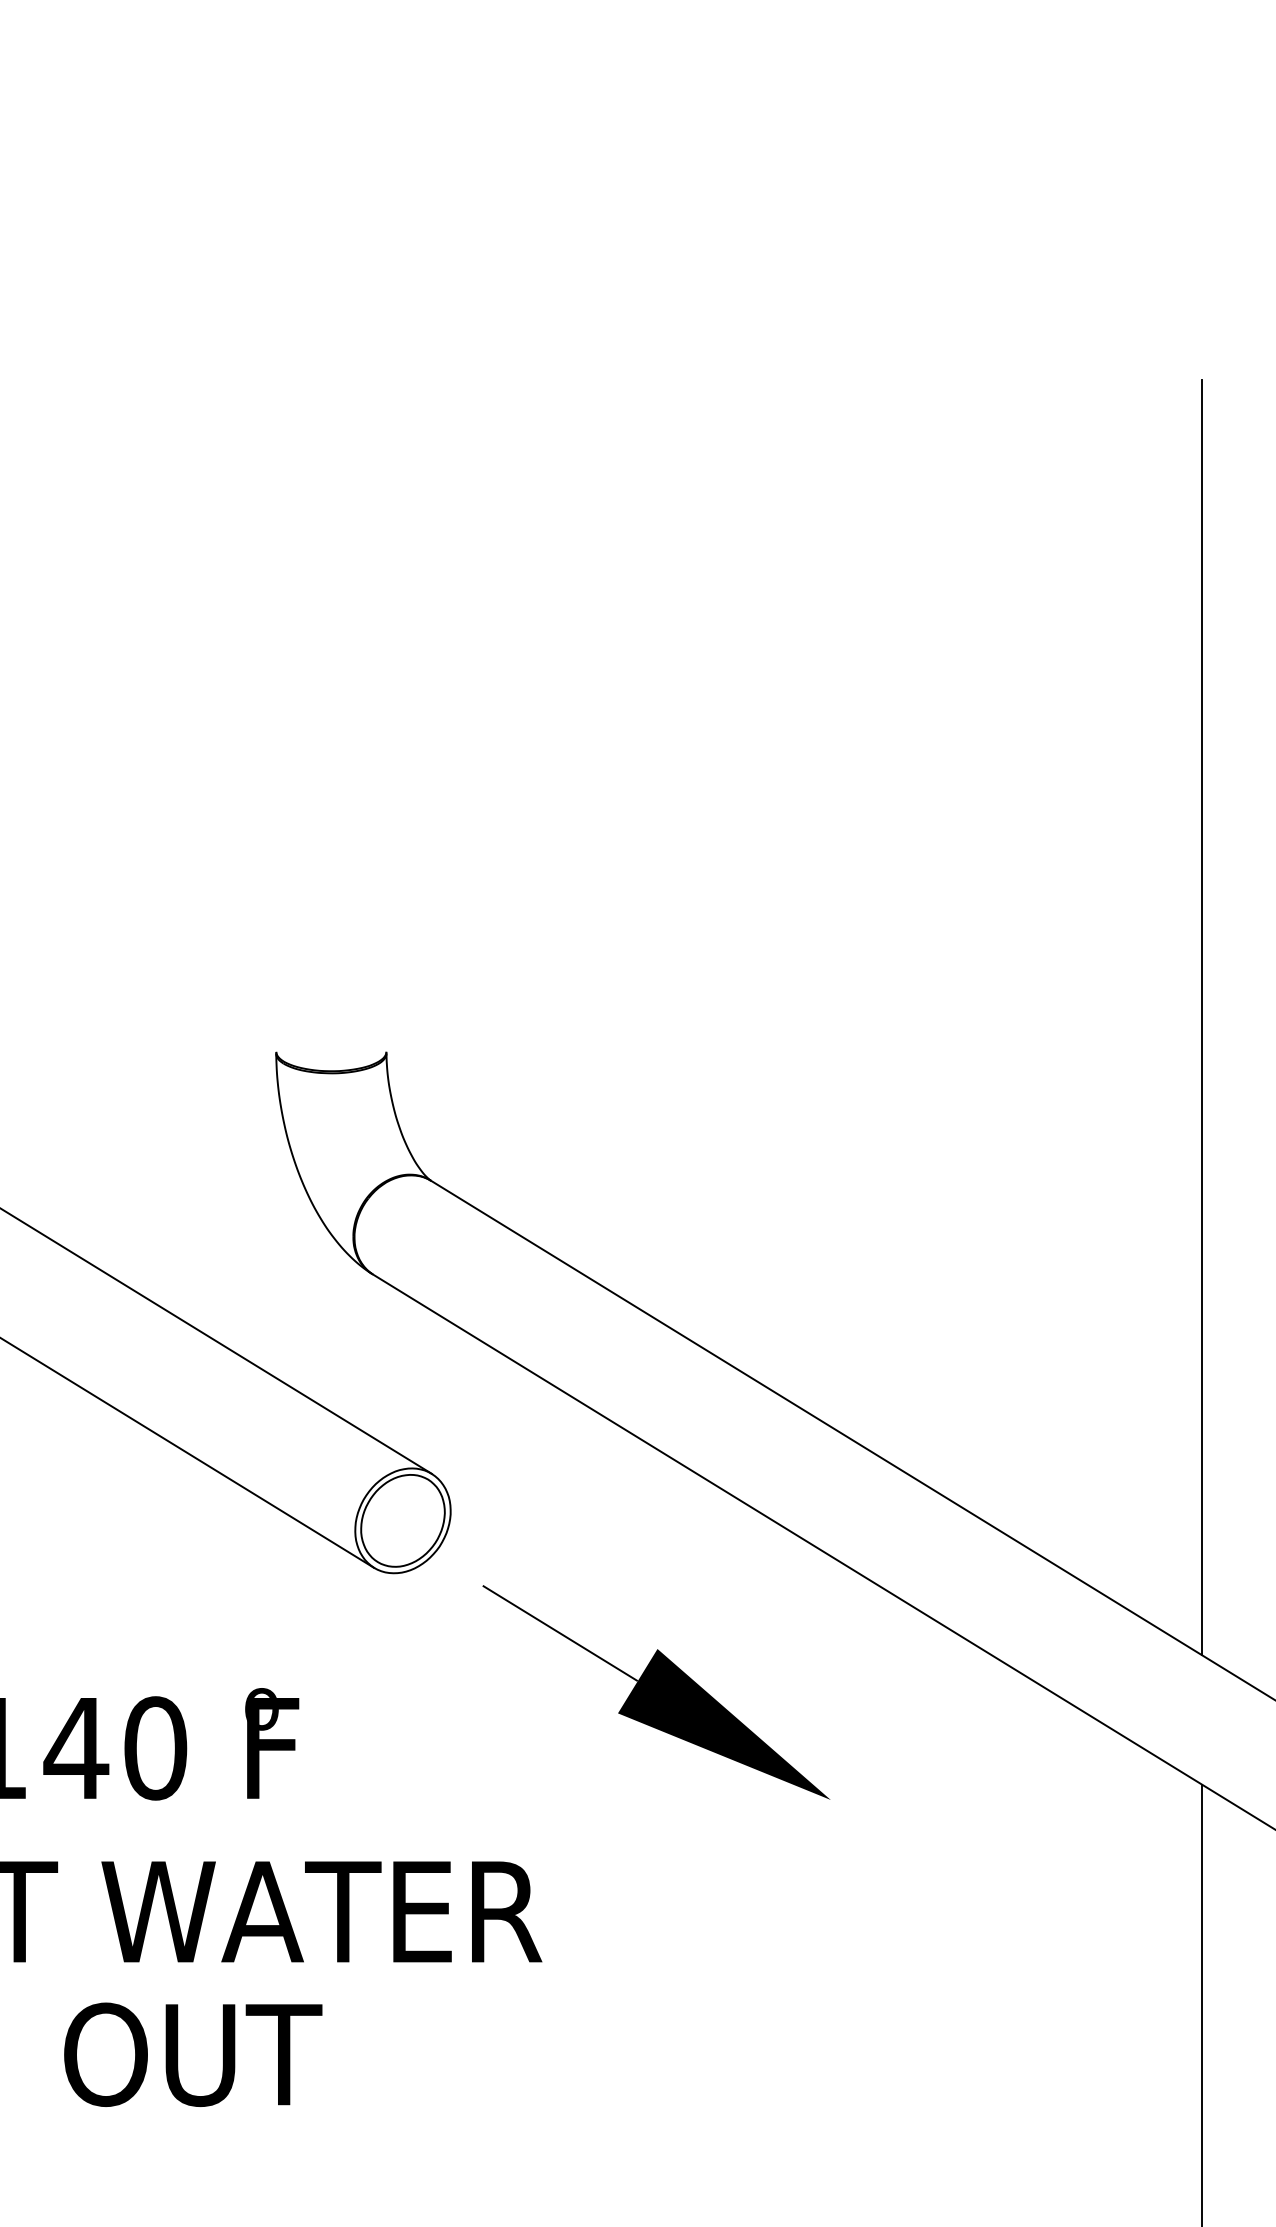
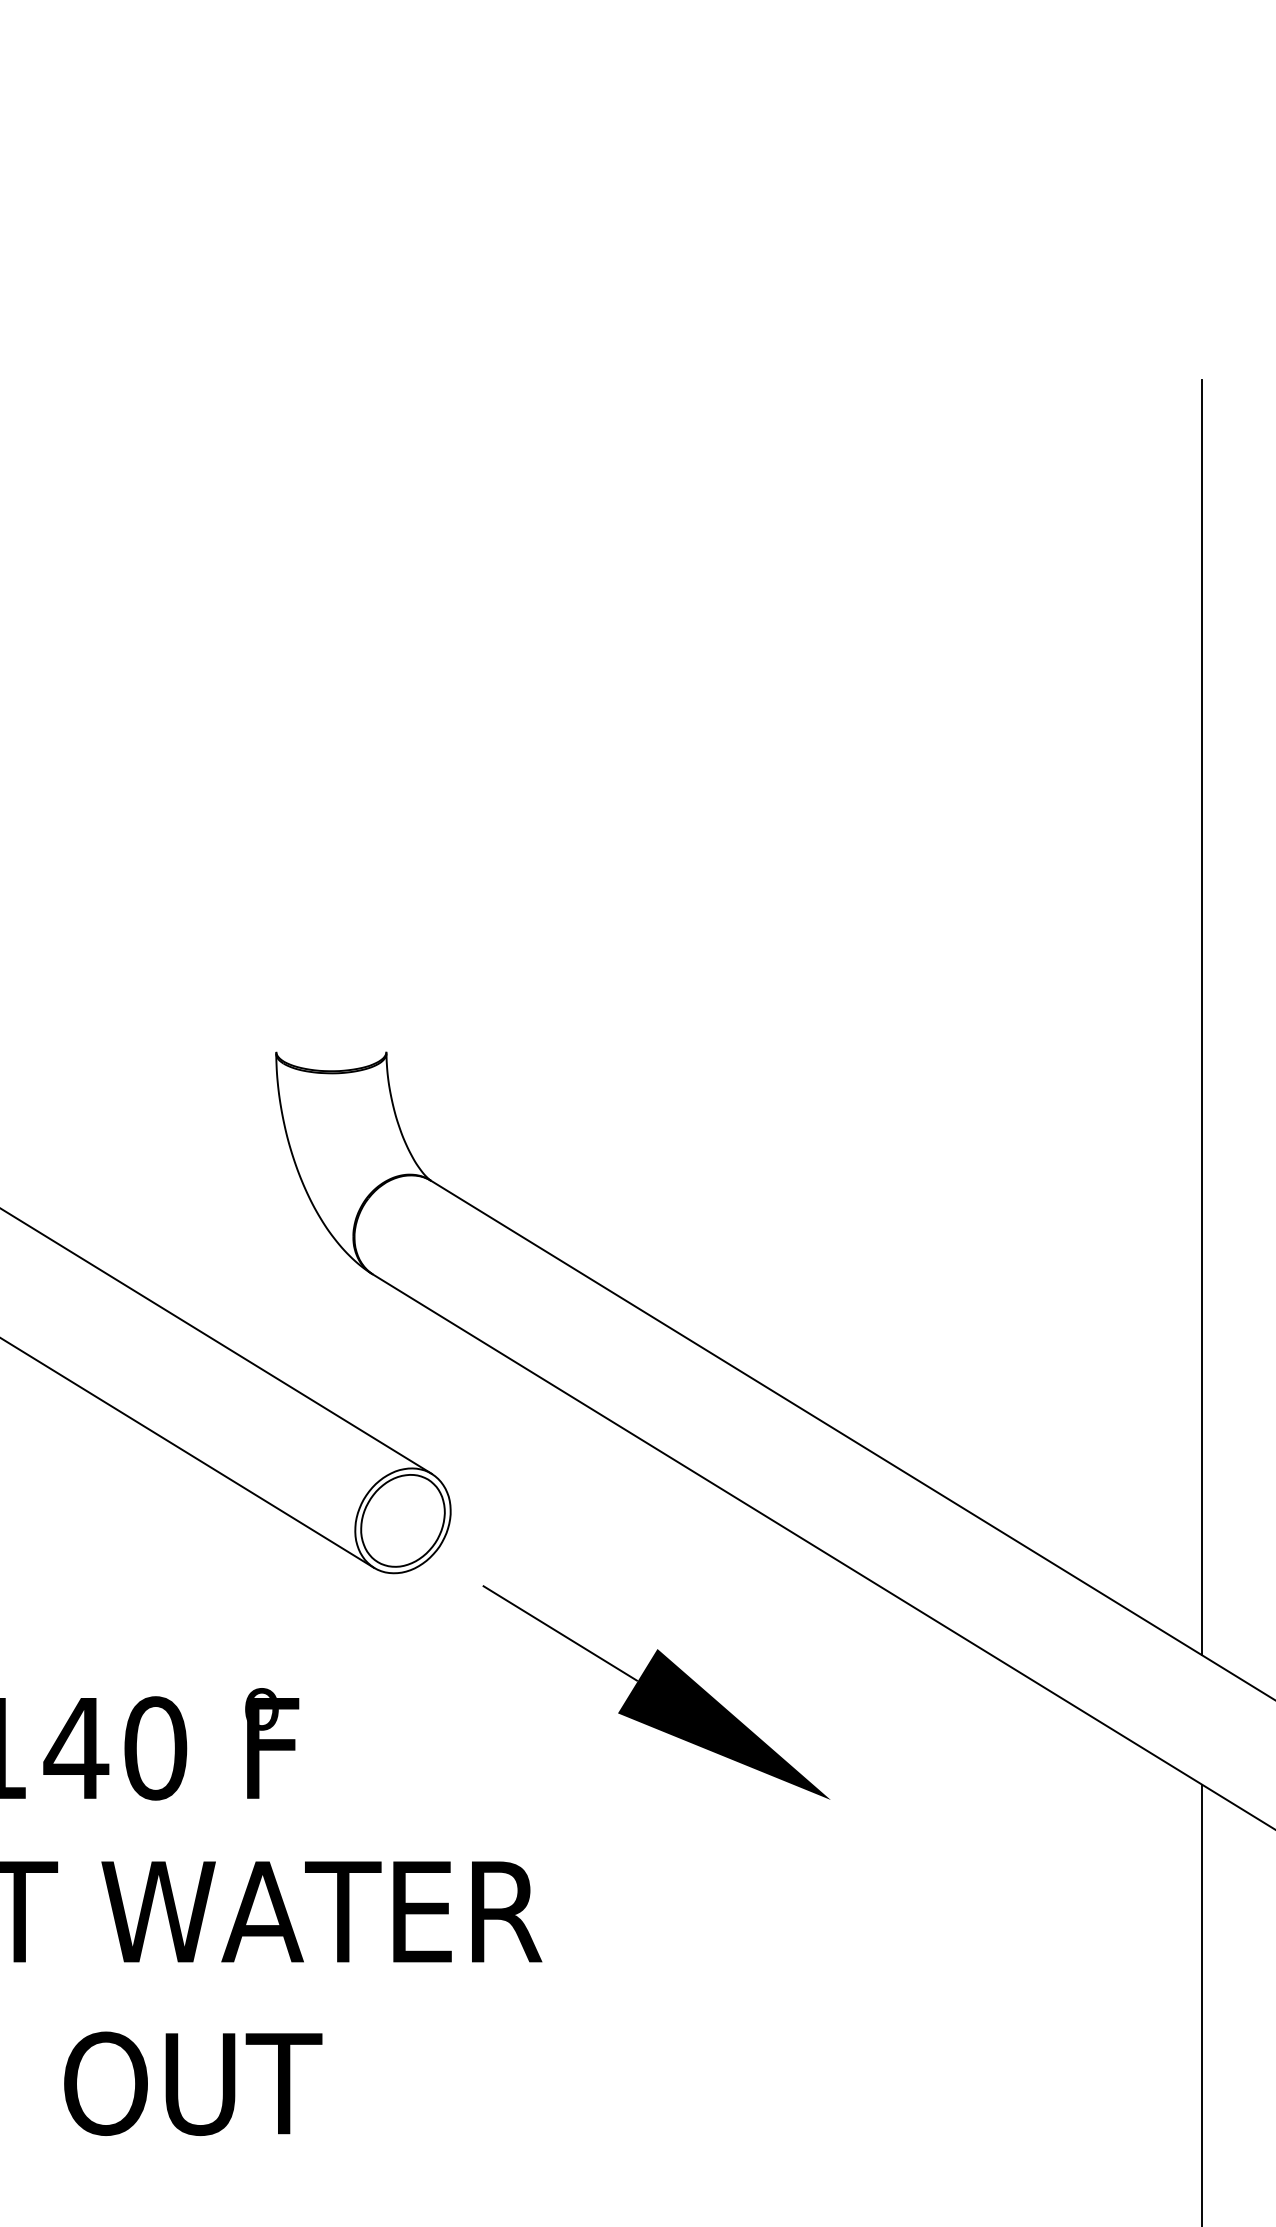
text position: (193, 2054) -> (193, 2083) (193, 2083)
